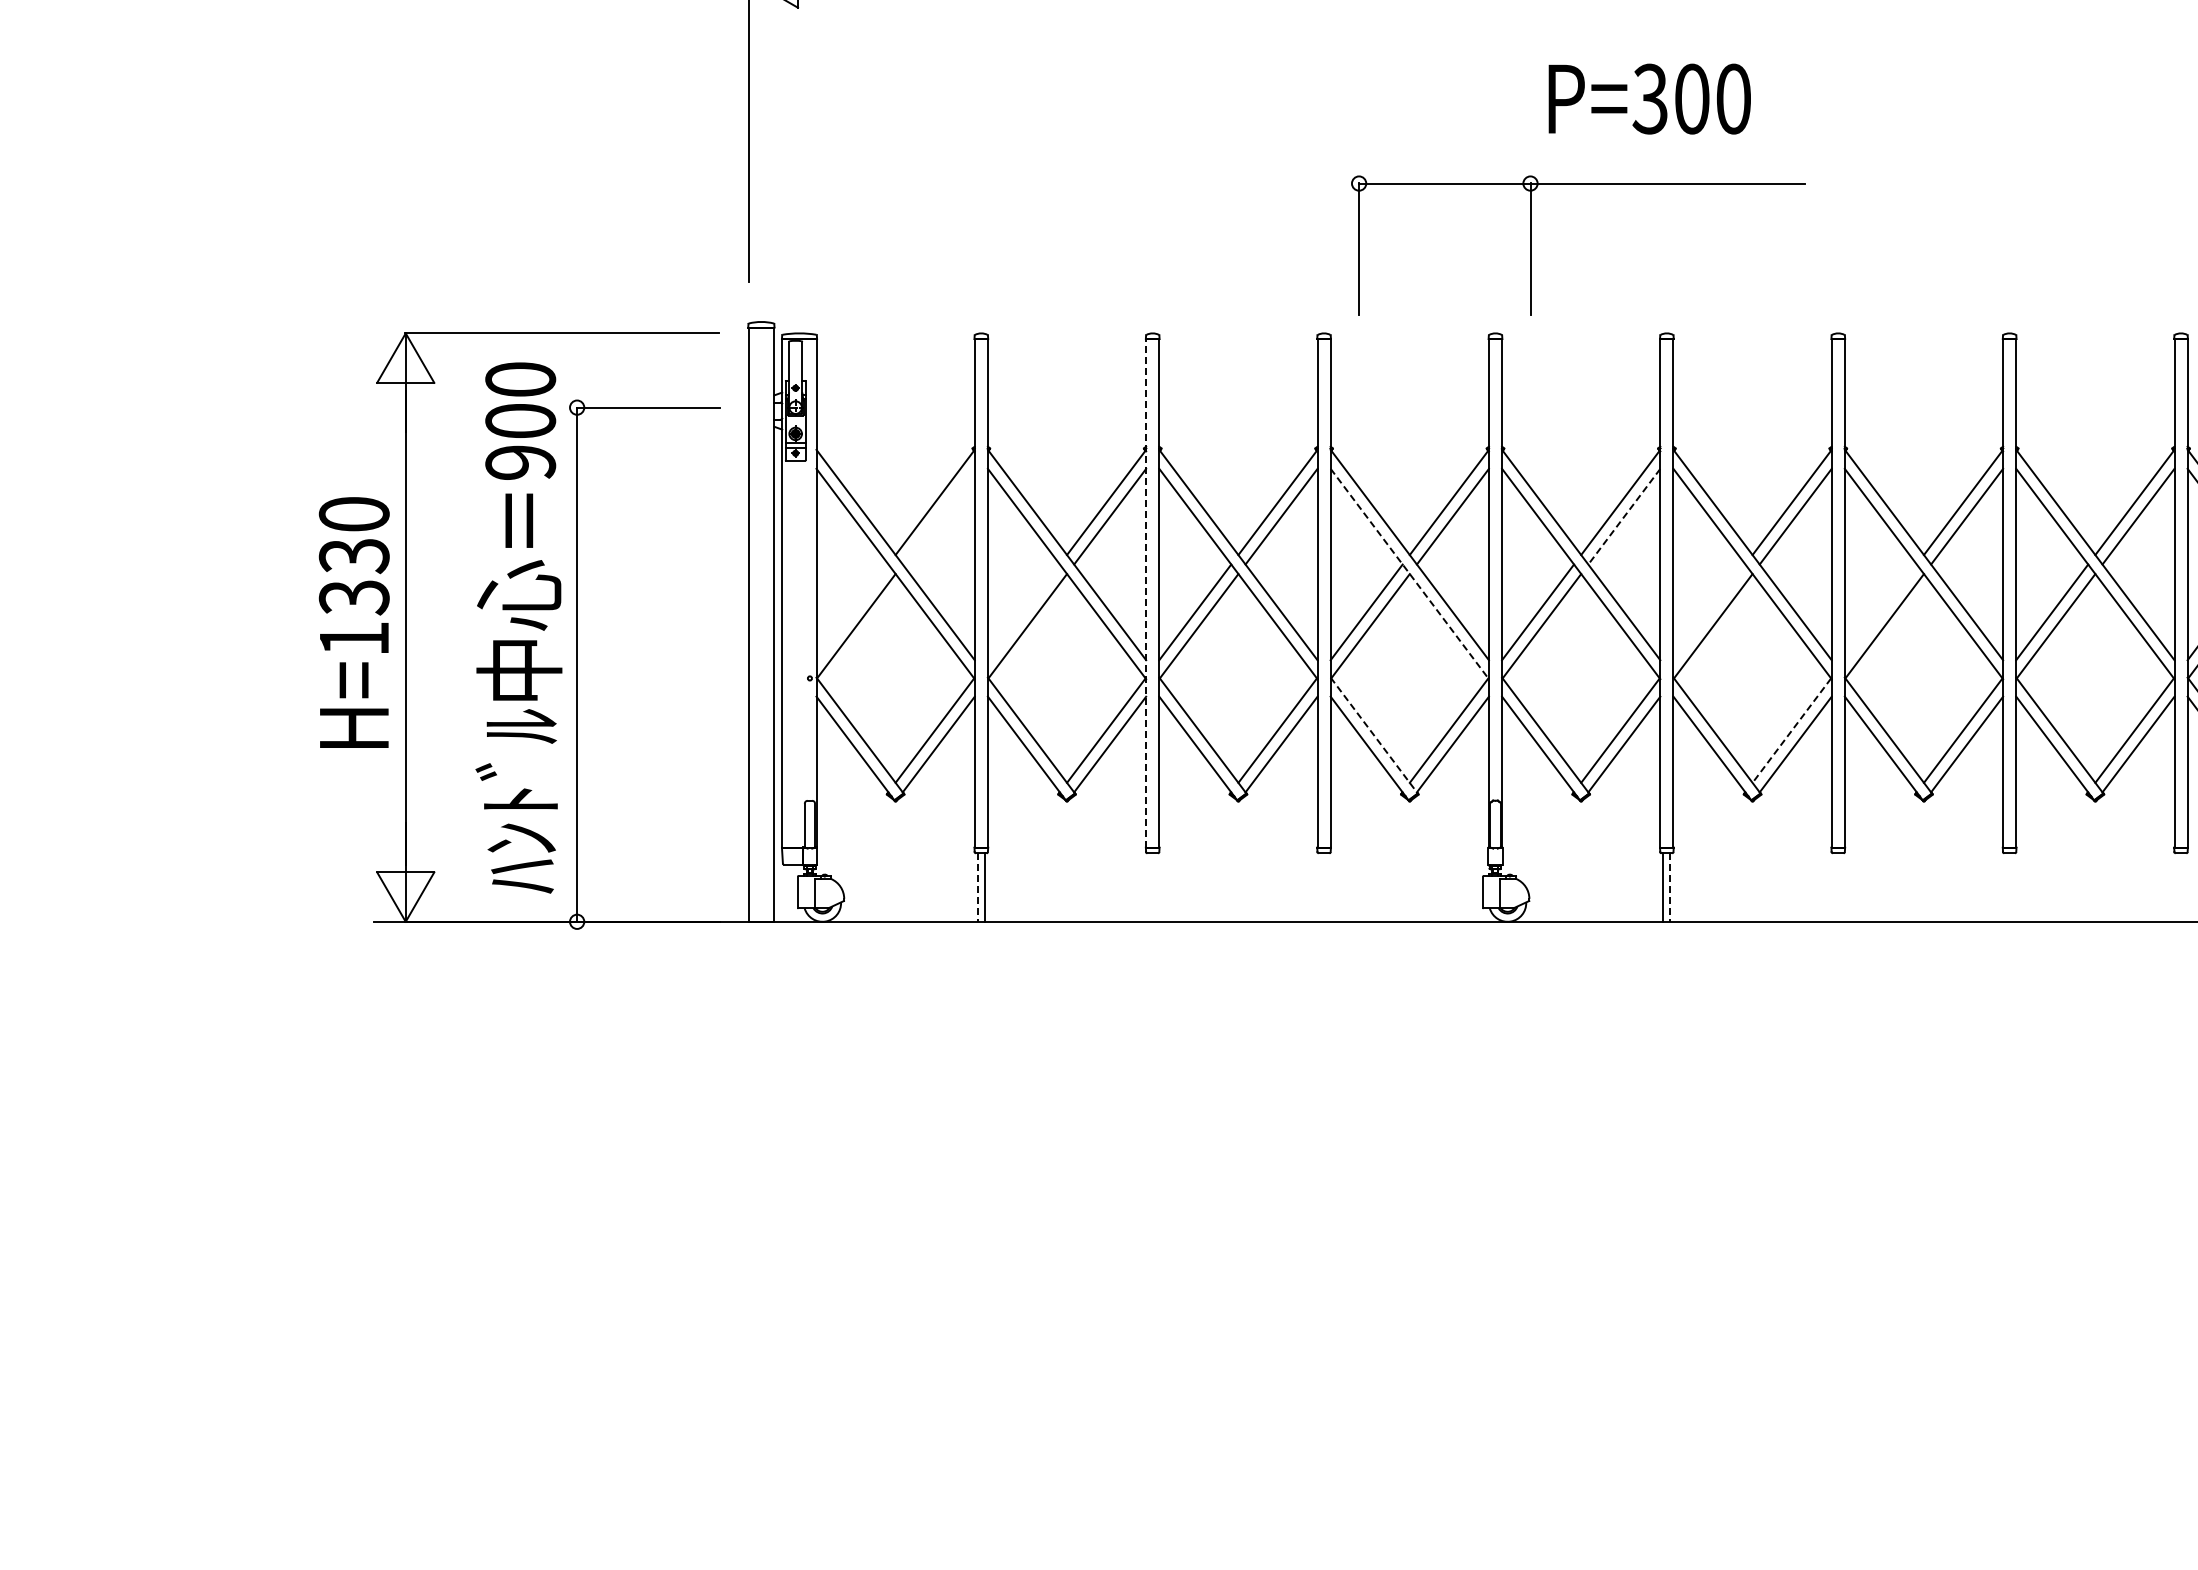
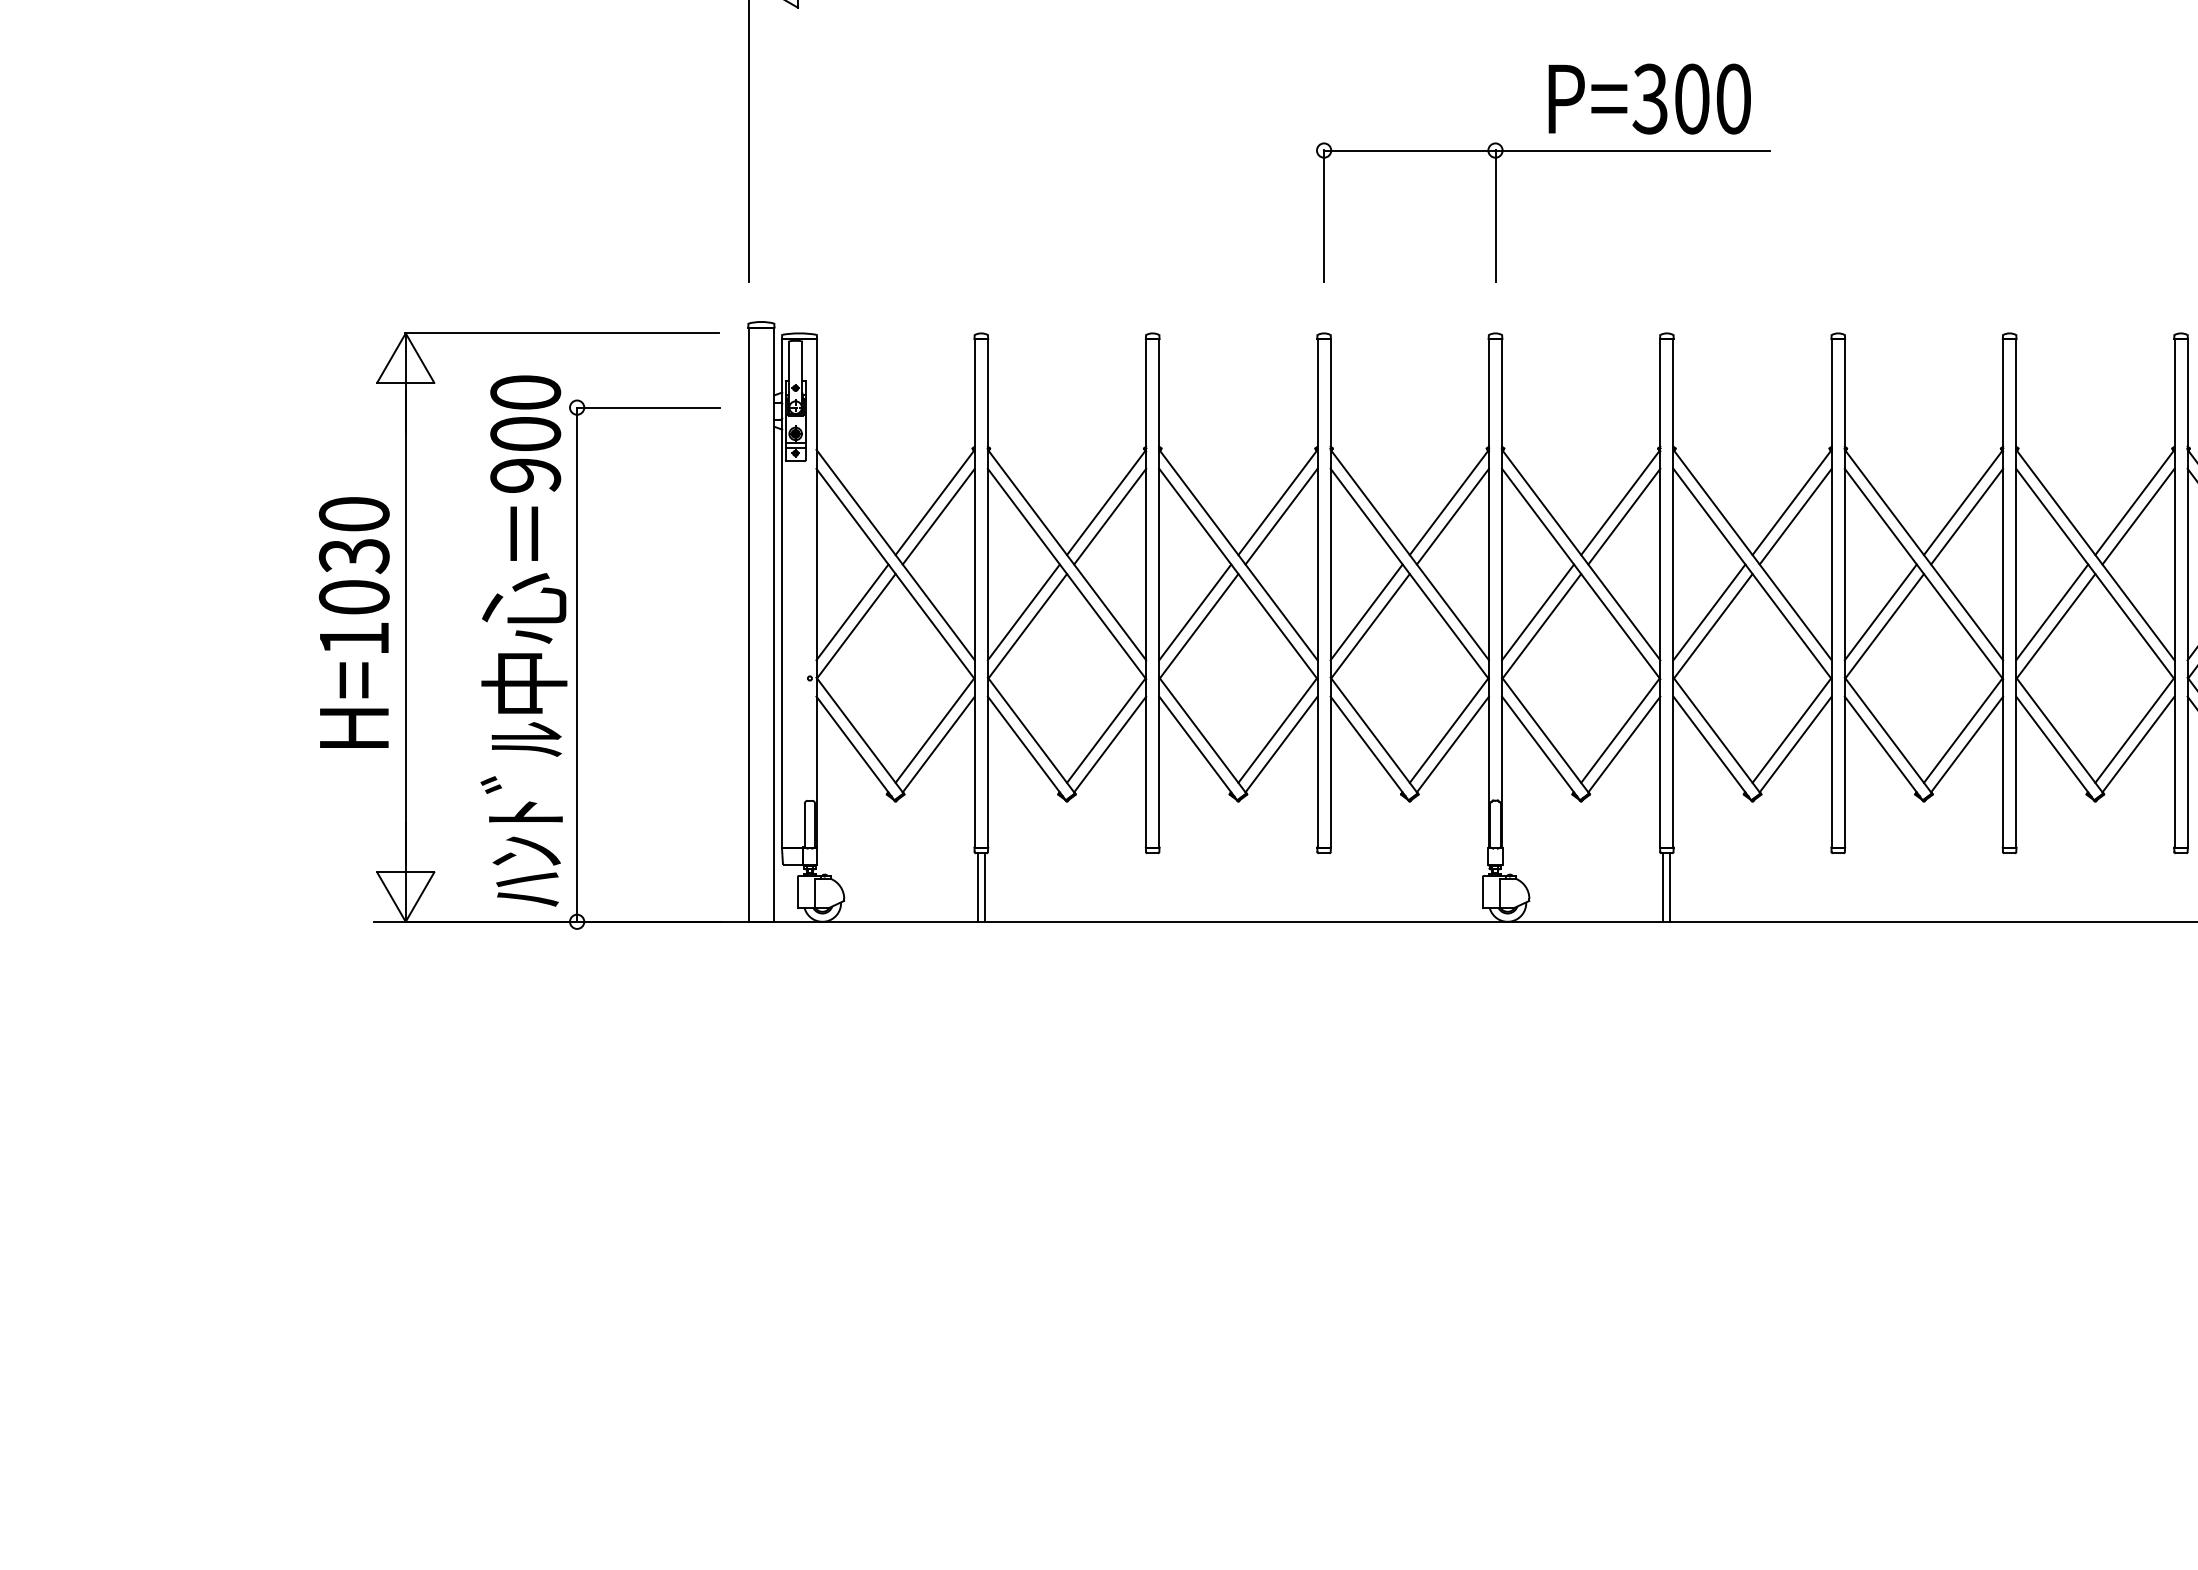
part position: (1531, 245) -> (1496, 212) (1496, 212)
line: none -> present (938, 516)
line: dashed -> solid (1624, 516)
line: dashed -> solid (1409, 574)
line: dashed -> solid (1146, 592)
text: H=1330 -> H=1030 (354, 597)
line: none -> present (852, 612)
line: none -> present (1023, 612)
line: none -> present (1709, 612)
line: none -> present (1880, 612)
text position: (518, 627) -> (523, 640) (523, 640)
line: dashed -> solid (1791, 731)
line: dashed -> solid (1374, 735)
line: dashed -> solid (977, 888)
line: dashed -> solid (1670, 888)
